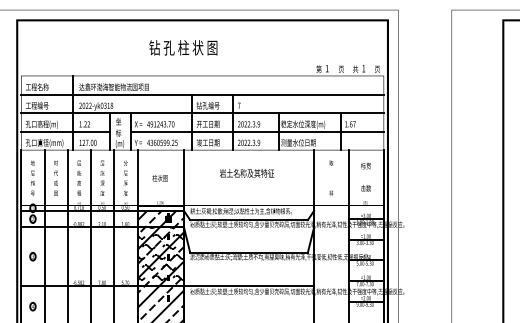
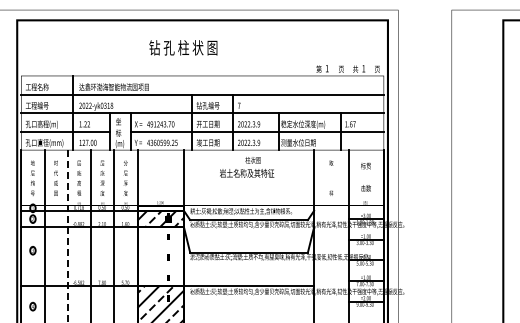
text position: (159, 178) -> (252, 160) (252, 160)
line: solid -> dashed (67, 237)
part position: (32, 256) -> (32, 250) (32, 250)
hatch: present -> none (160, 256)
